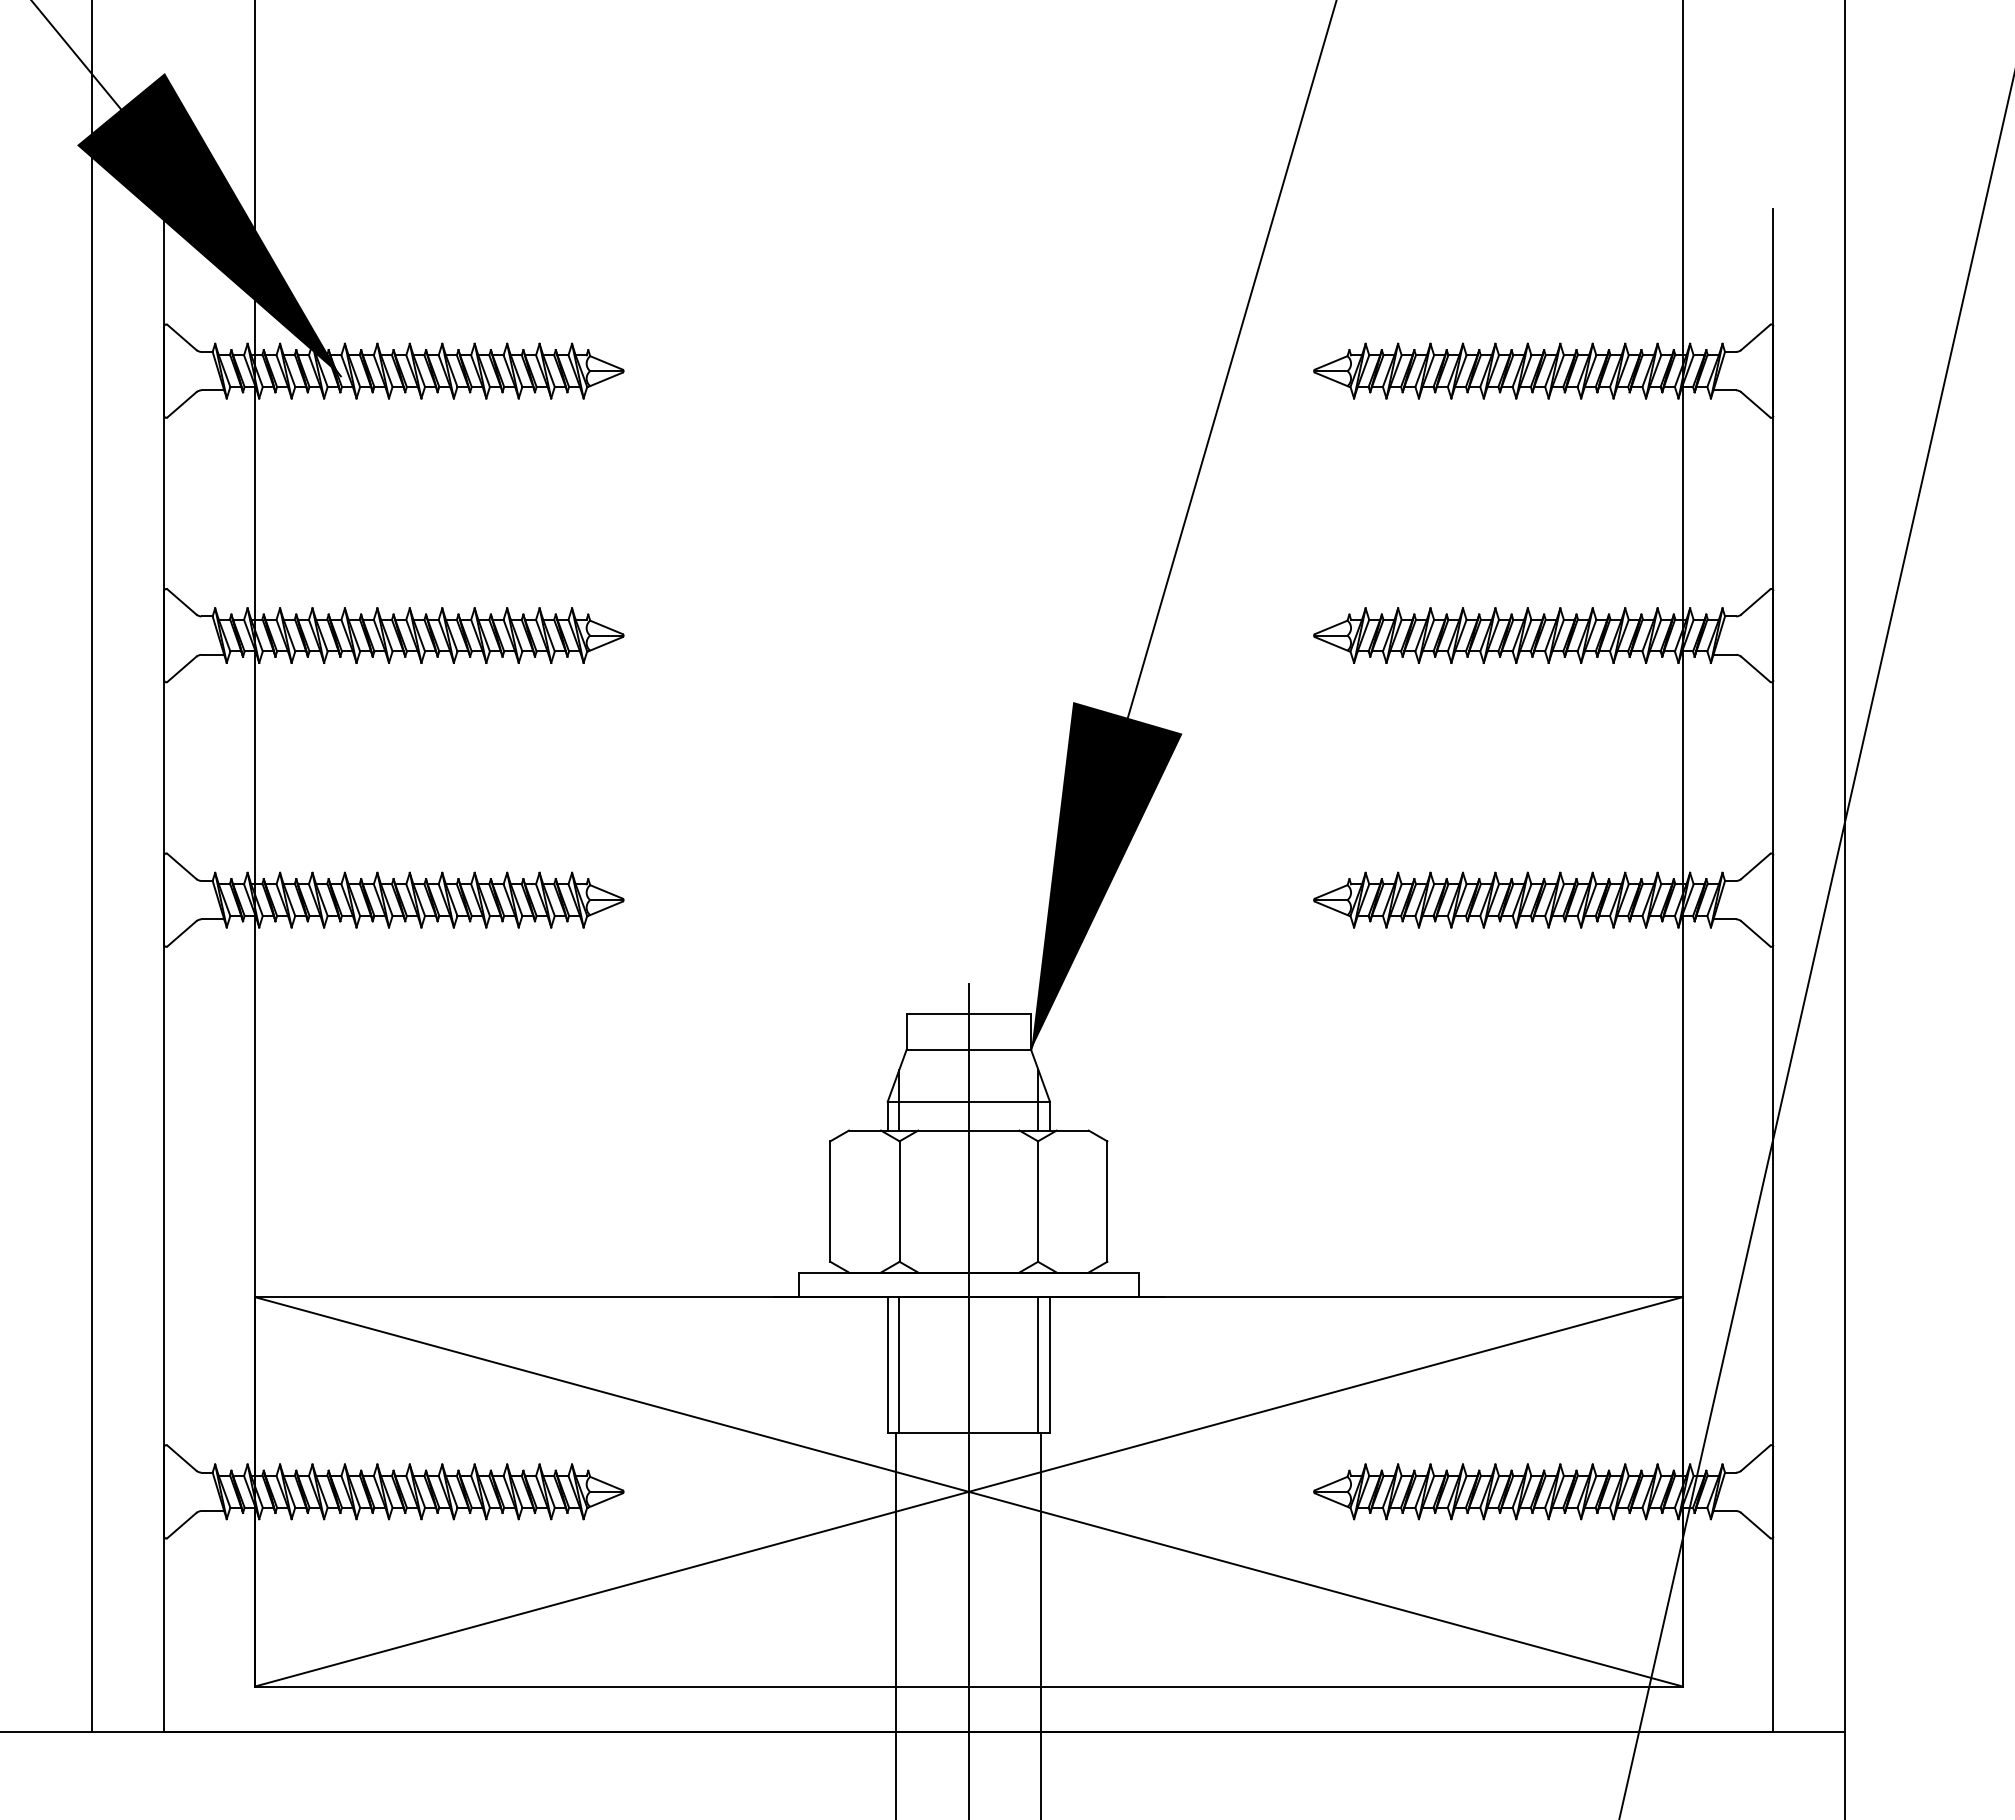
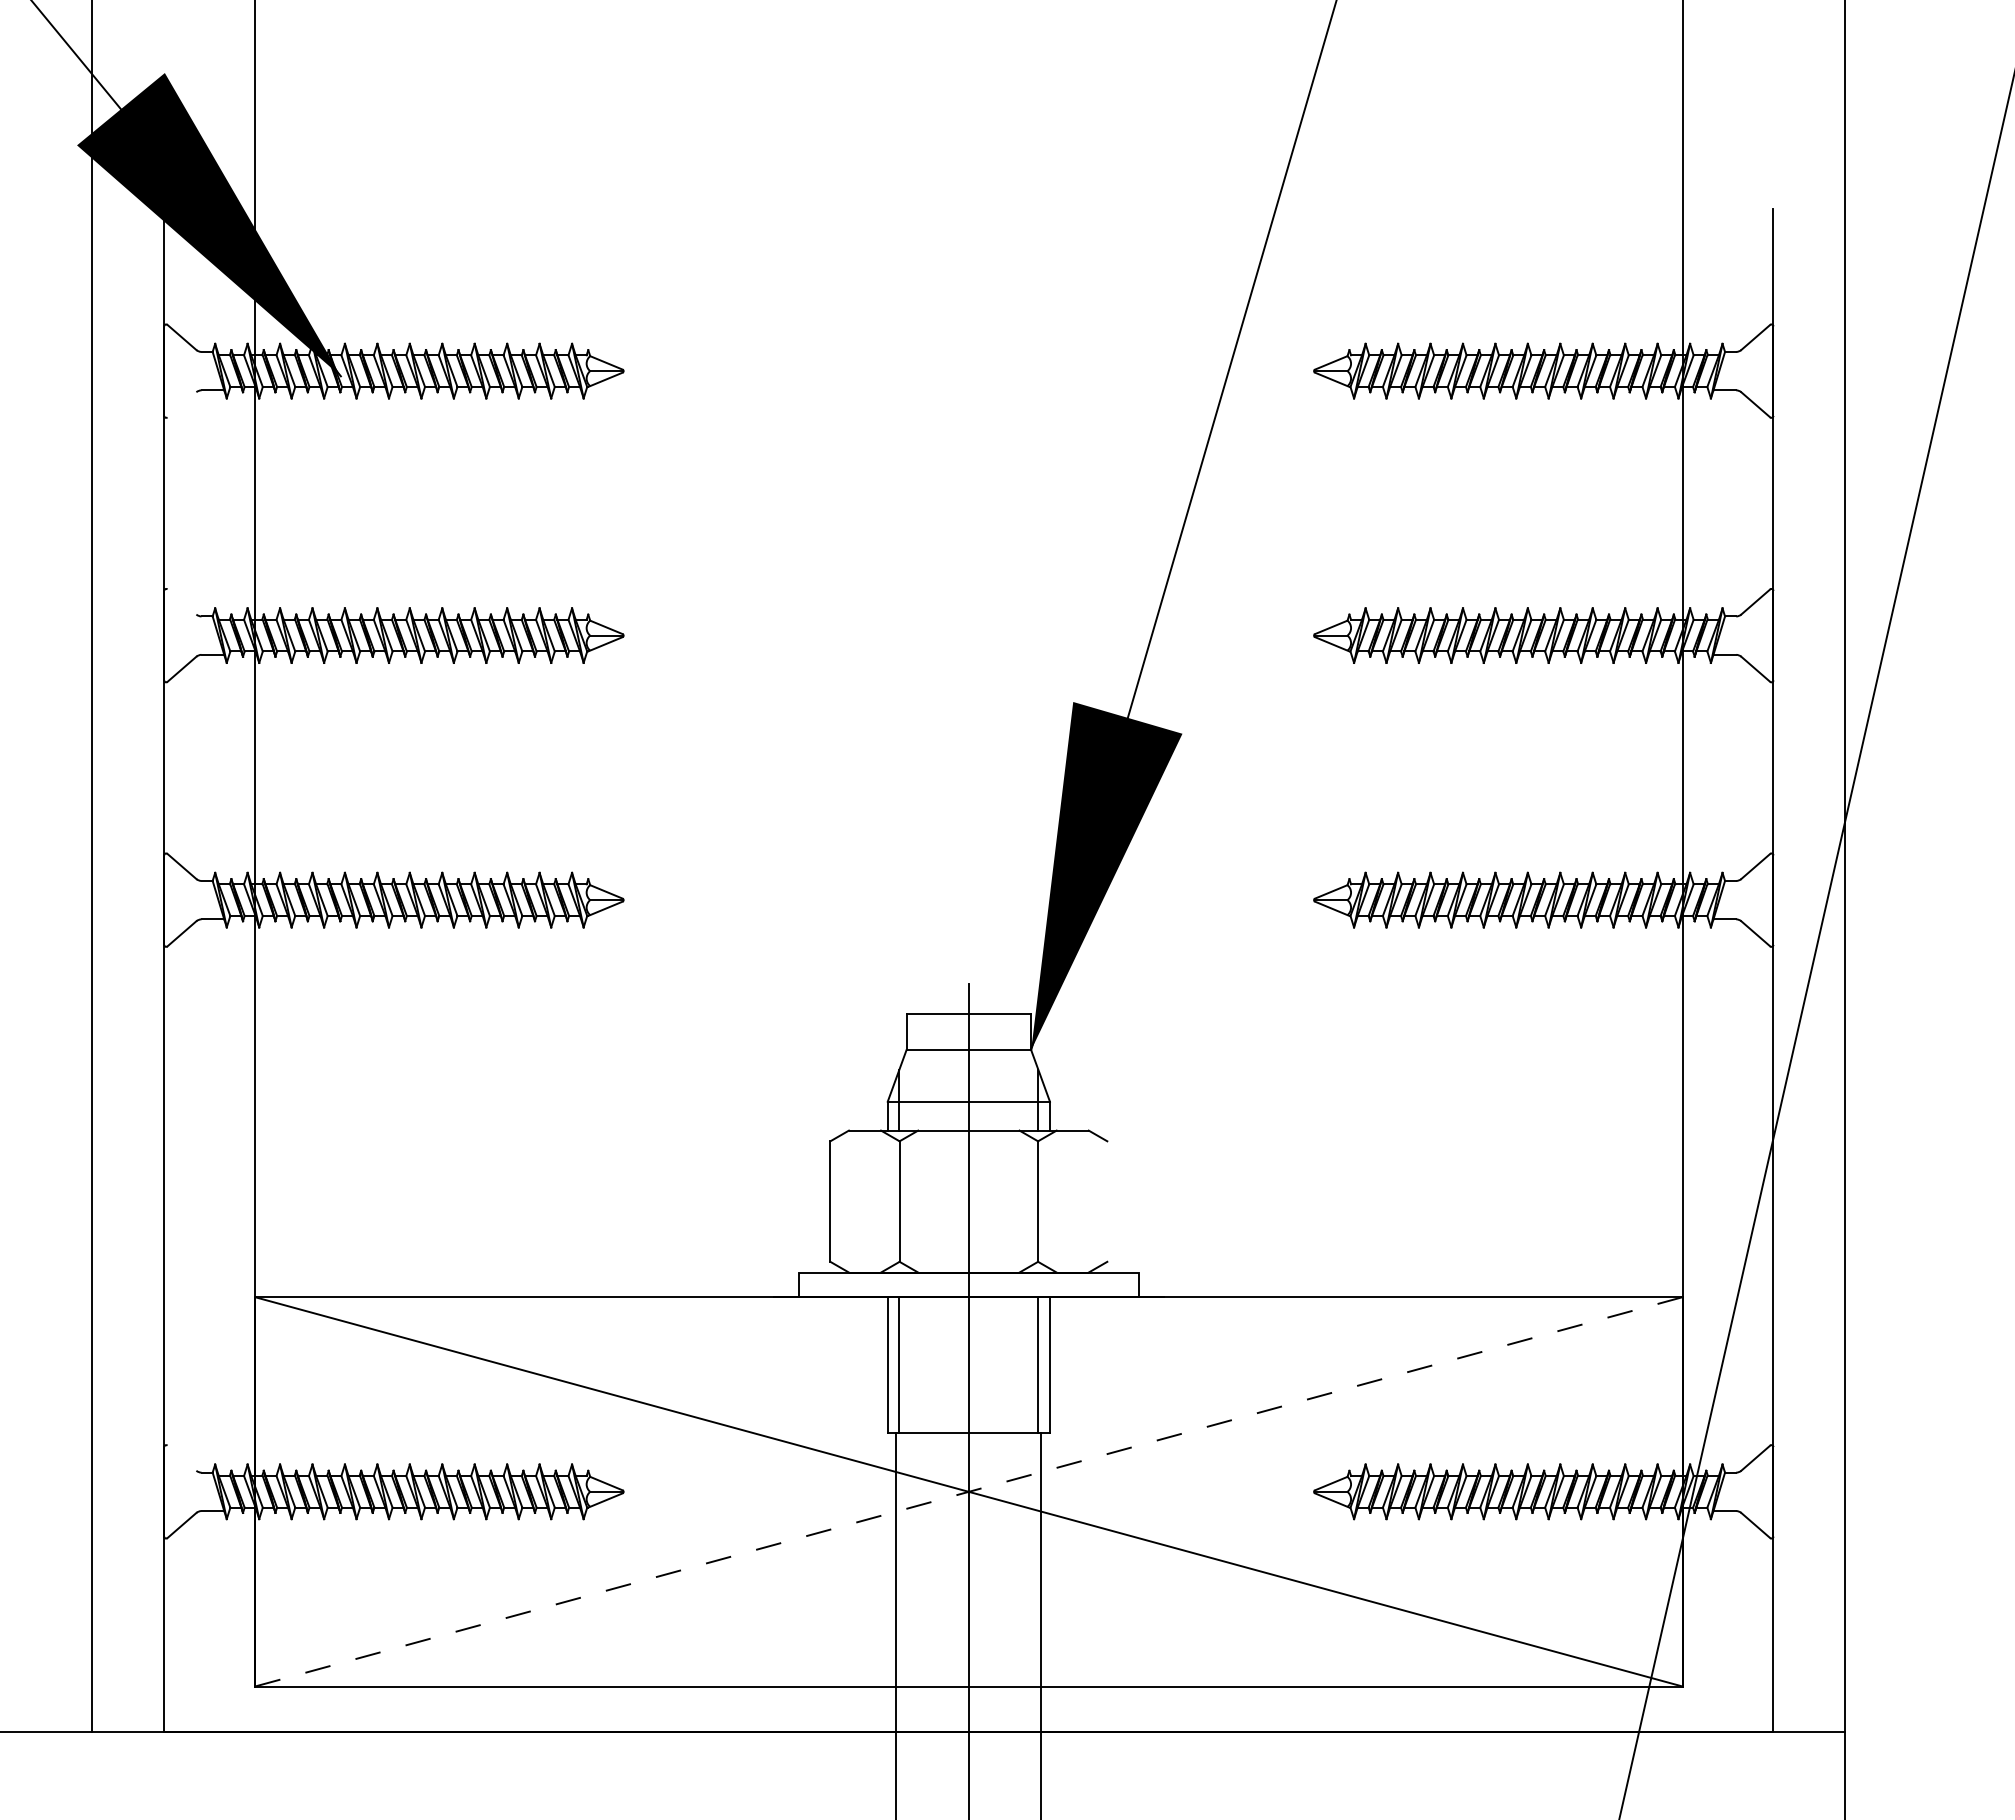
line: present -> none (181, 404)
line: present -> none (181, 601)
line: present -> none (1107, 1201)
line: present -> none (181, 1457)
line: solid -> dashed (968, 1491)
